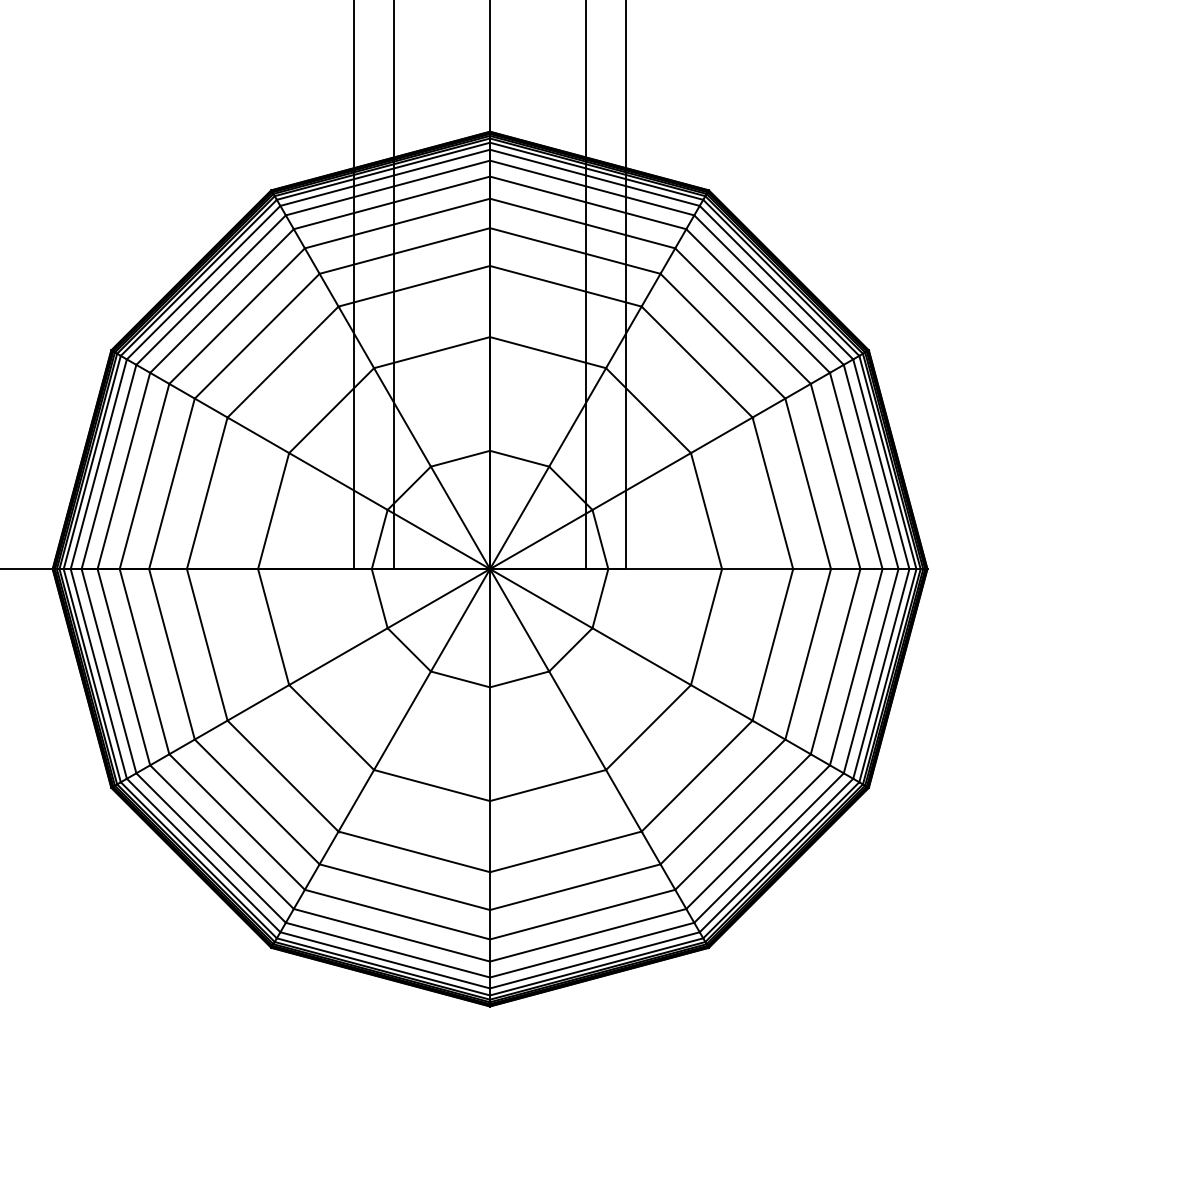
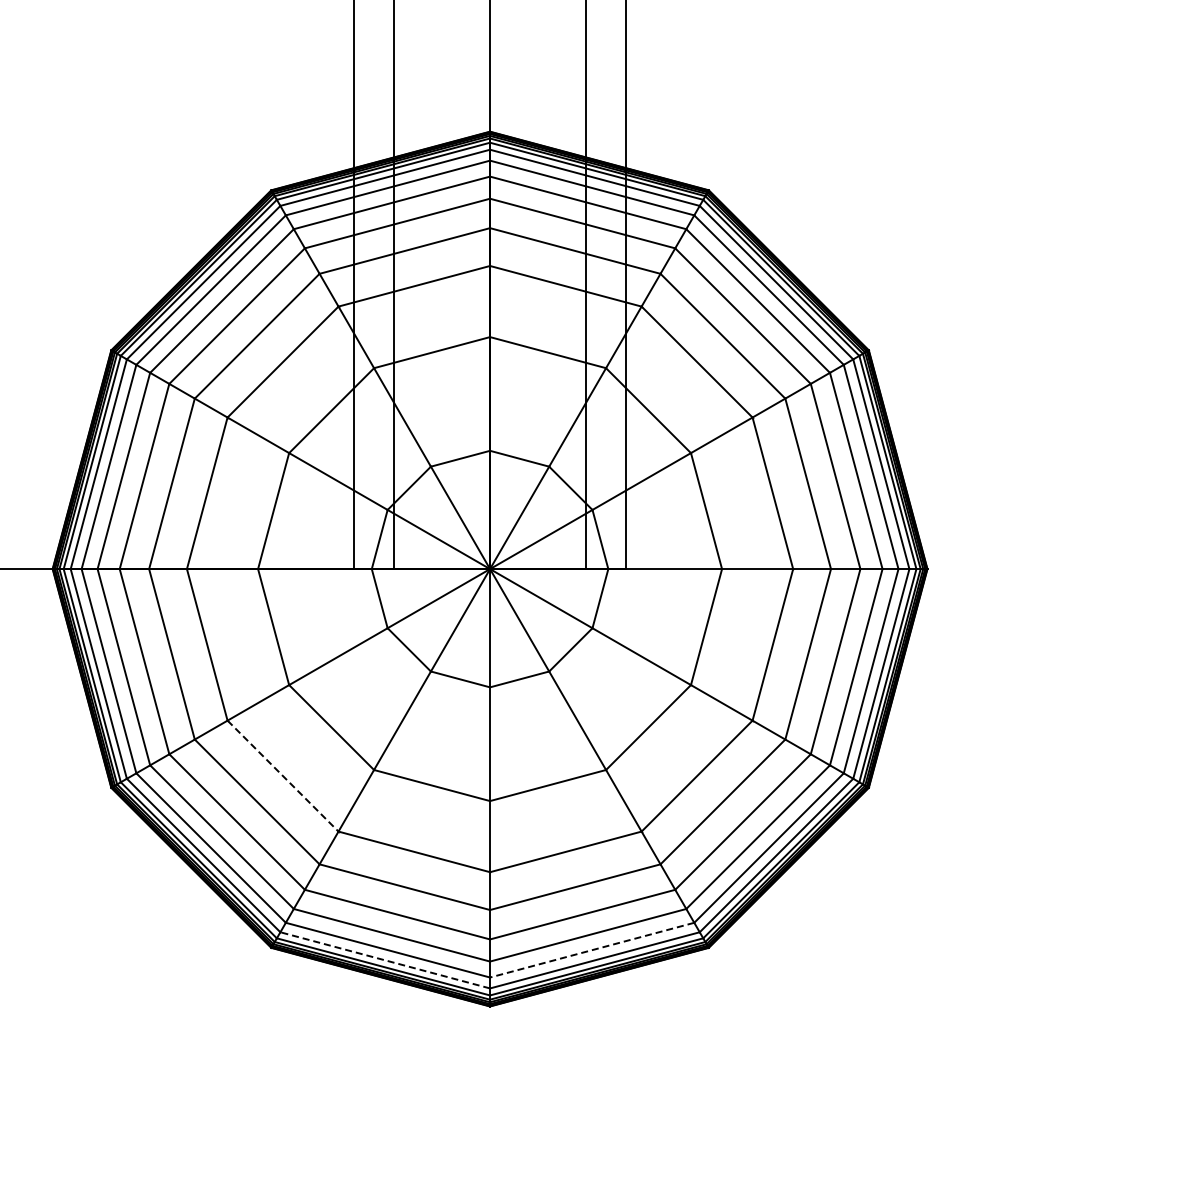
line: solid -> dashed (283, 776)
line: solid -> dashed (592, 950)
line: solid -> dashed (385, 960)
